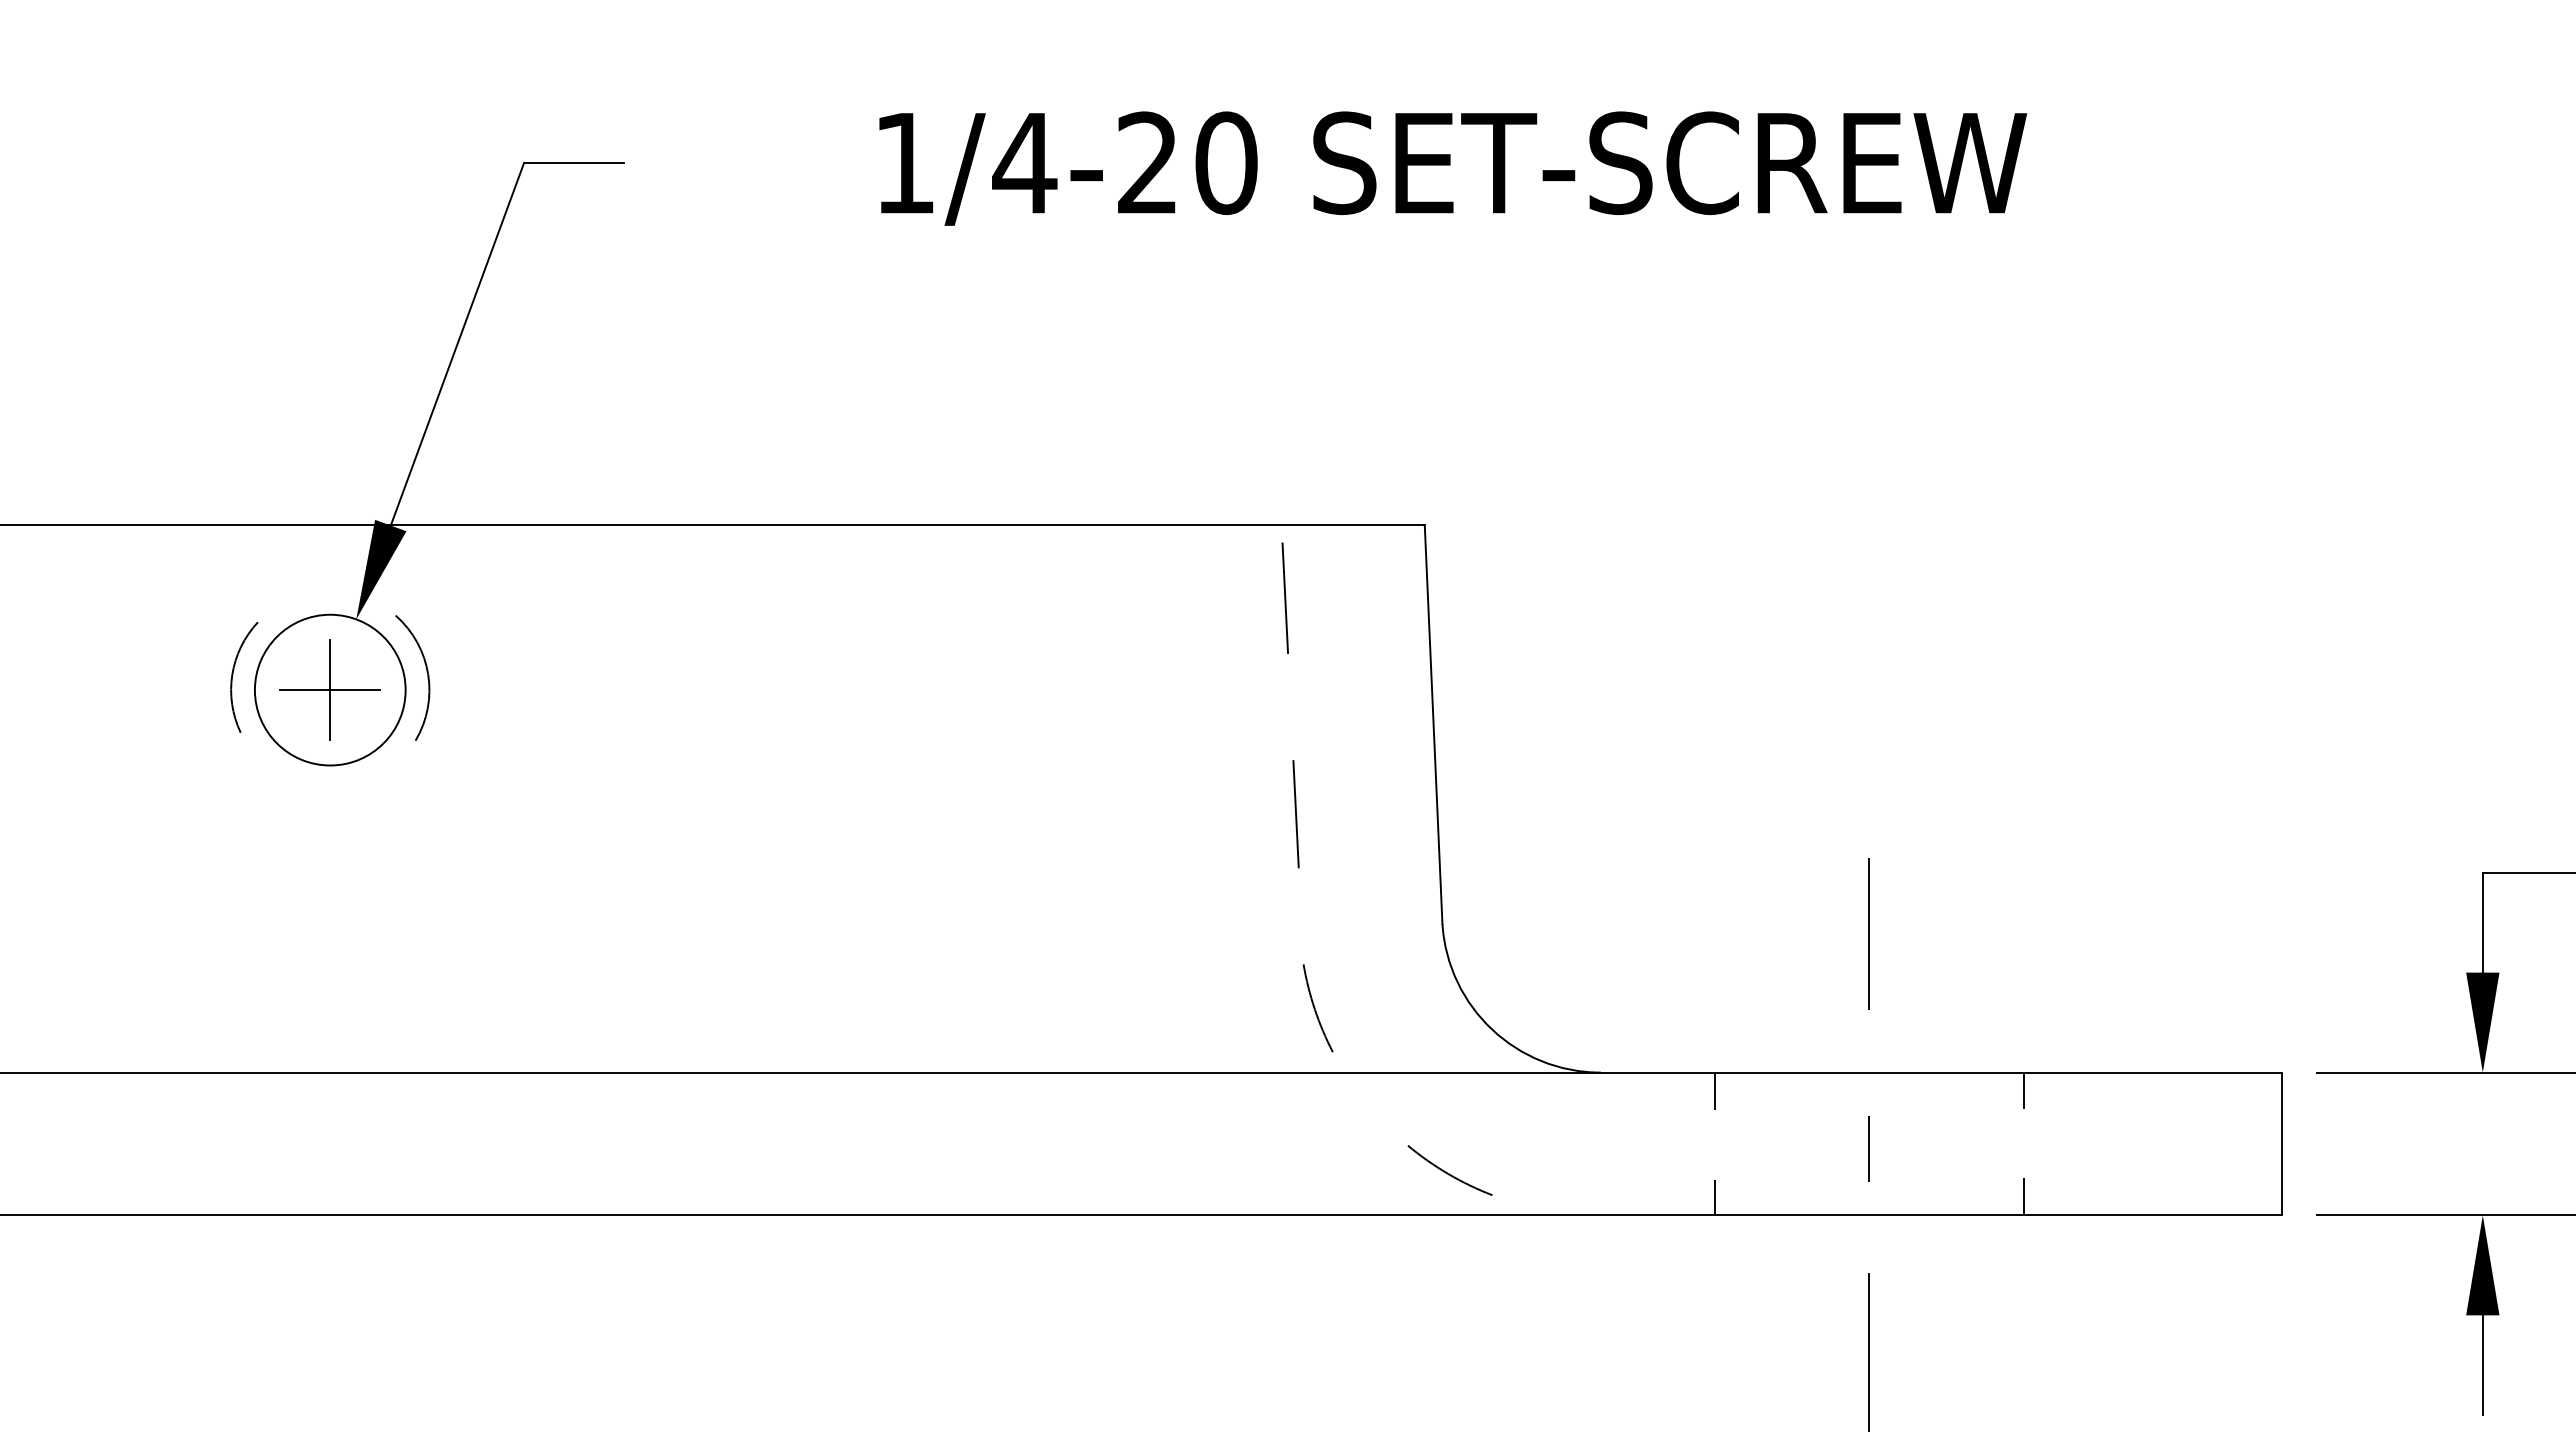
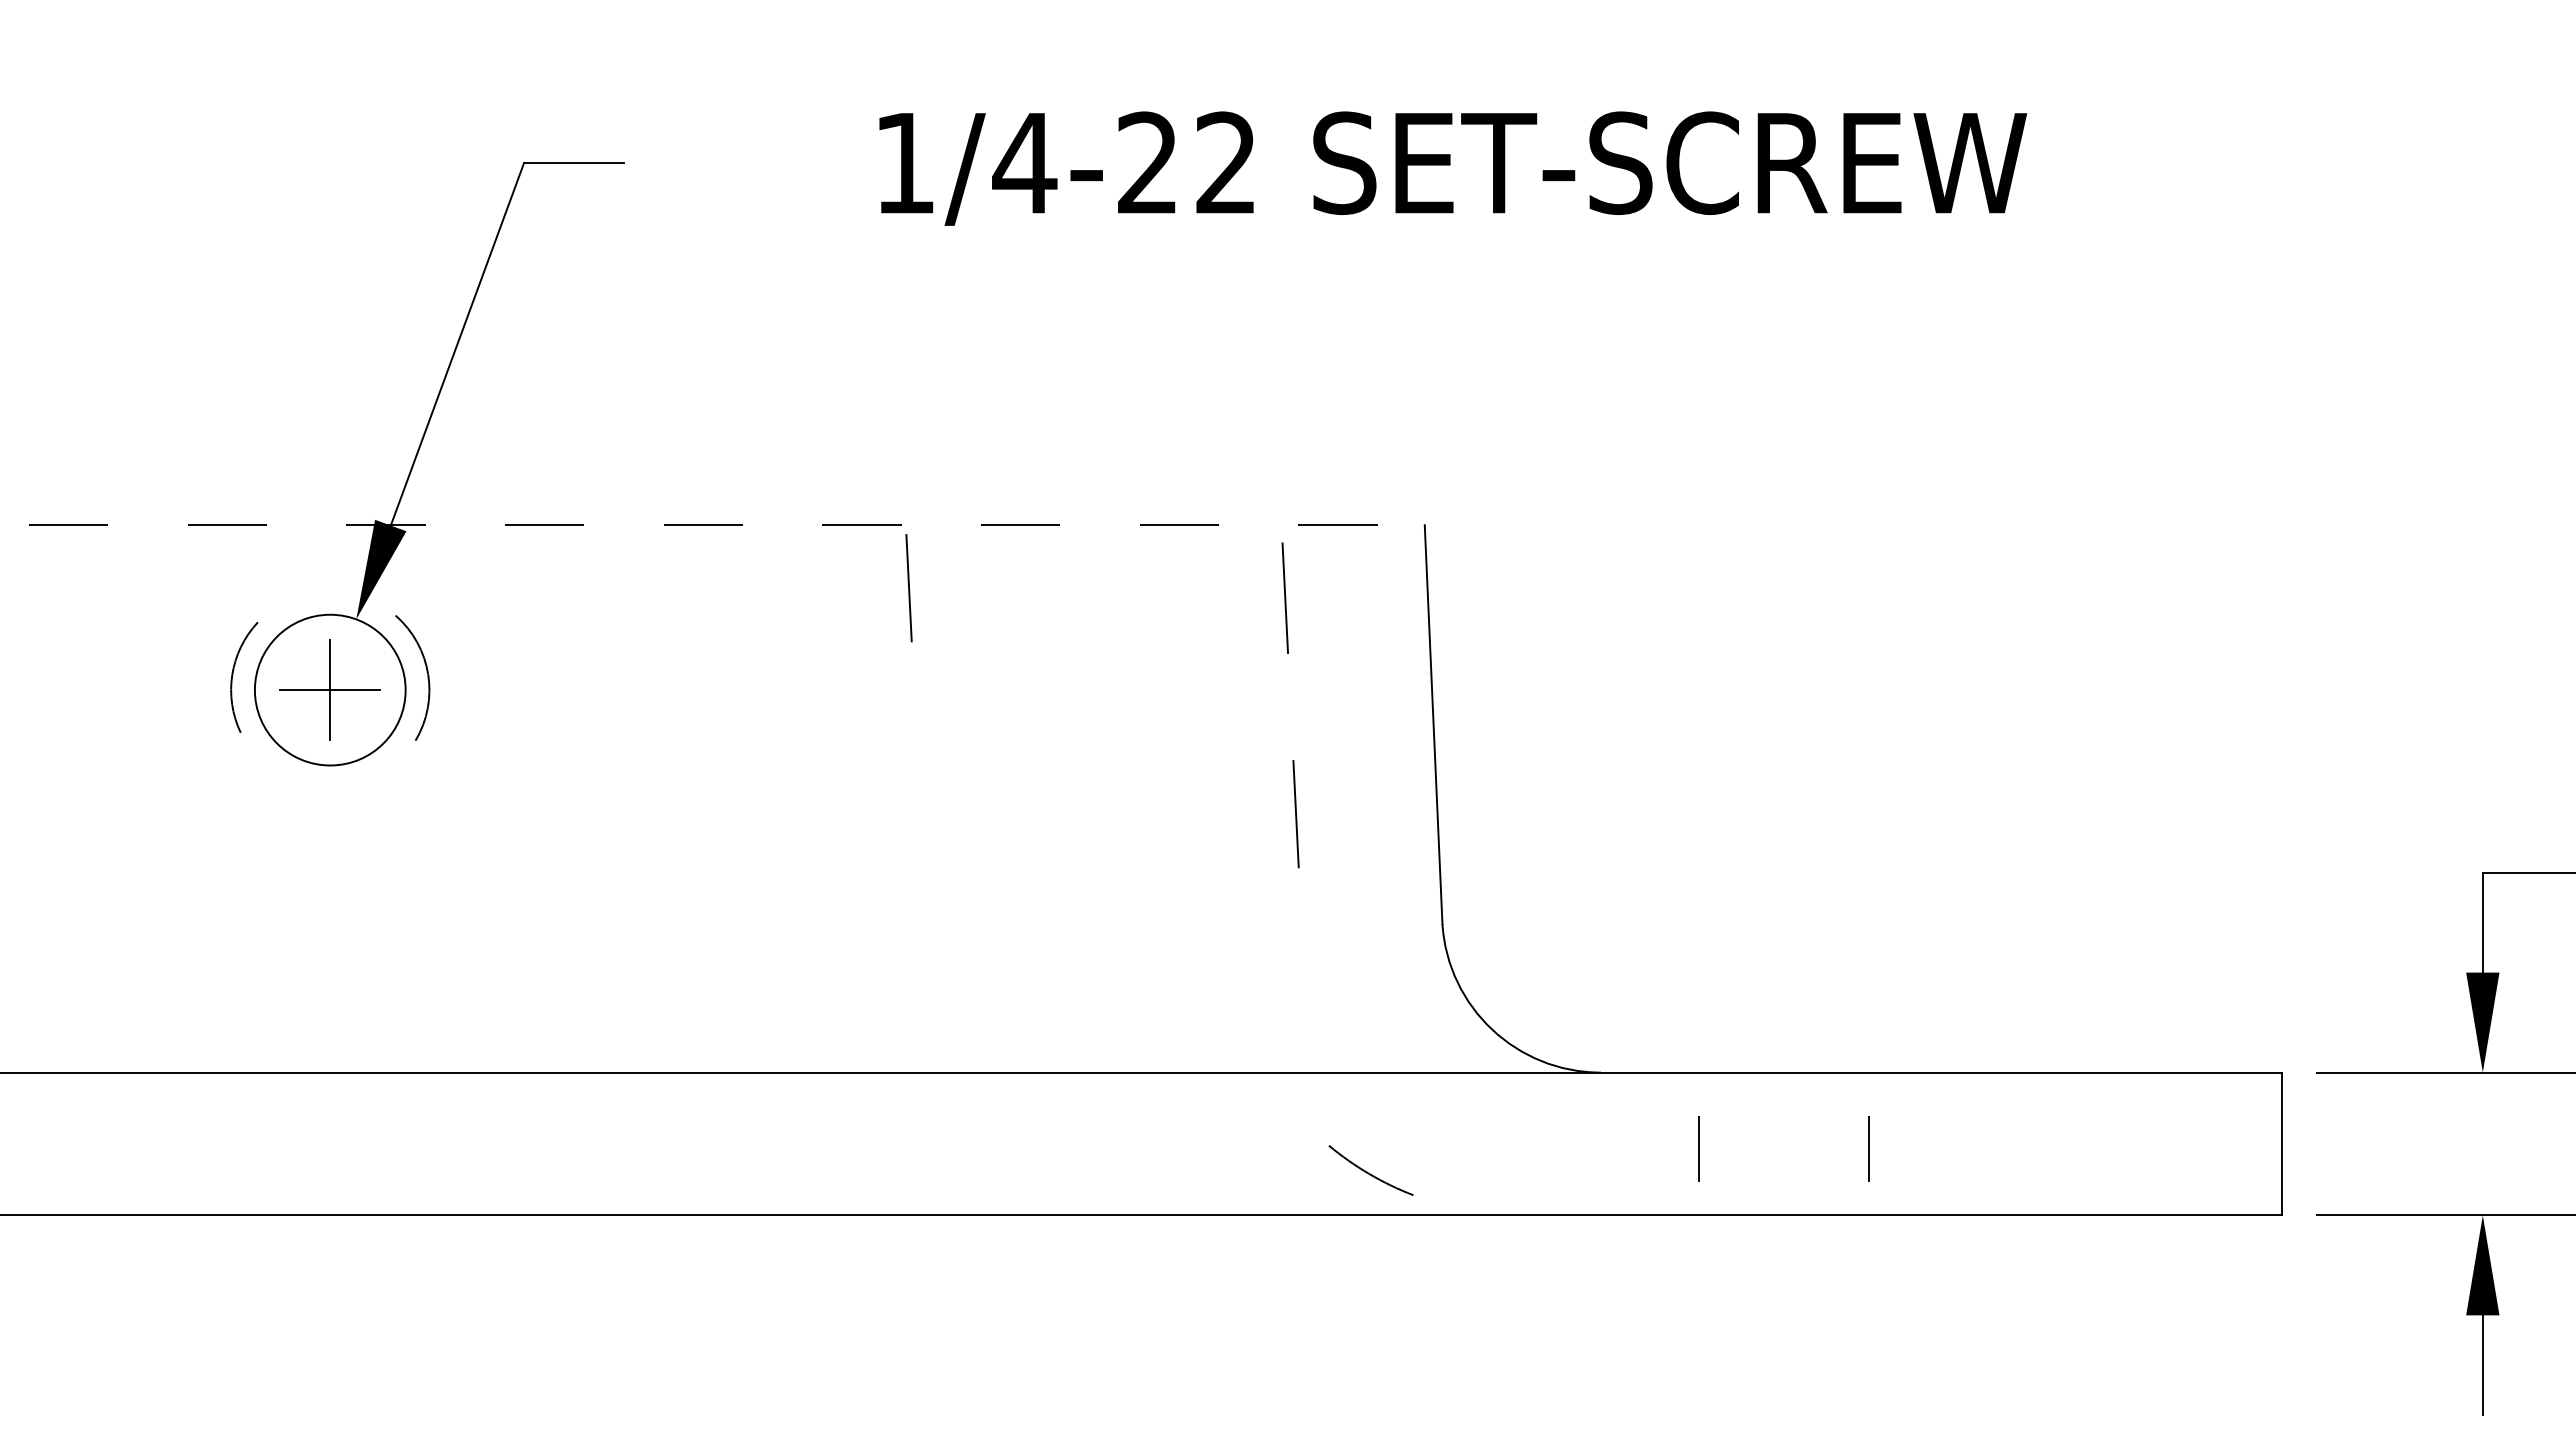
text: 1/4-20 -> 1/4-22 (1226, 163)
line: solid -> dashed (712, 525)
line: none -> present (908, 588)
line: present -> none (1869, 934)
arc: present -> none (1315, 1008)
line: present -> none (2024, 1090)
line: present -> none (1714, 1091)
line: none -> present (1698, 1148)
arc position: (1447, 1172) -> (1368, 1172) (1368, 1172)
line: present -> none (2024, 1196)
line: present -> none (1714, 1197)
line: present -> none (1869, 1352)
